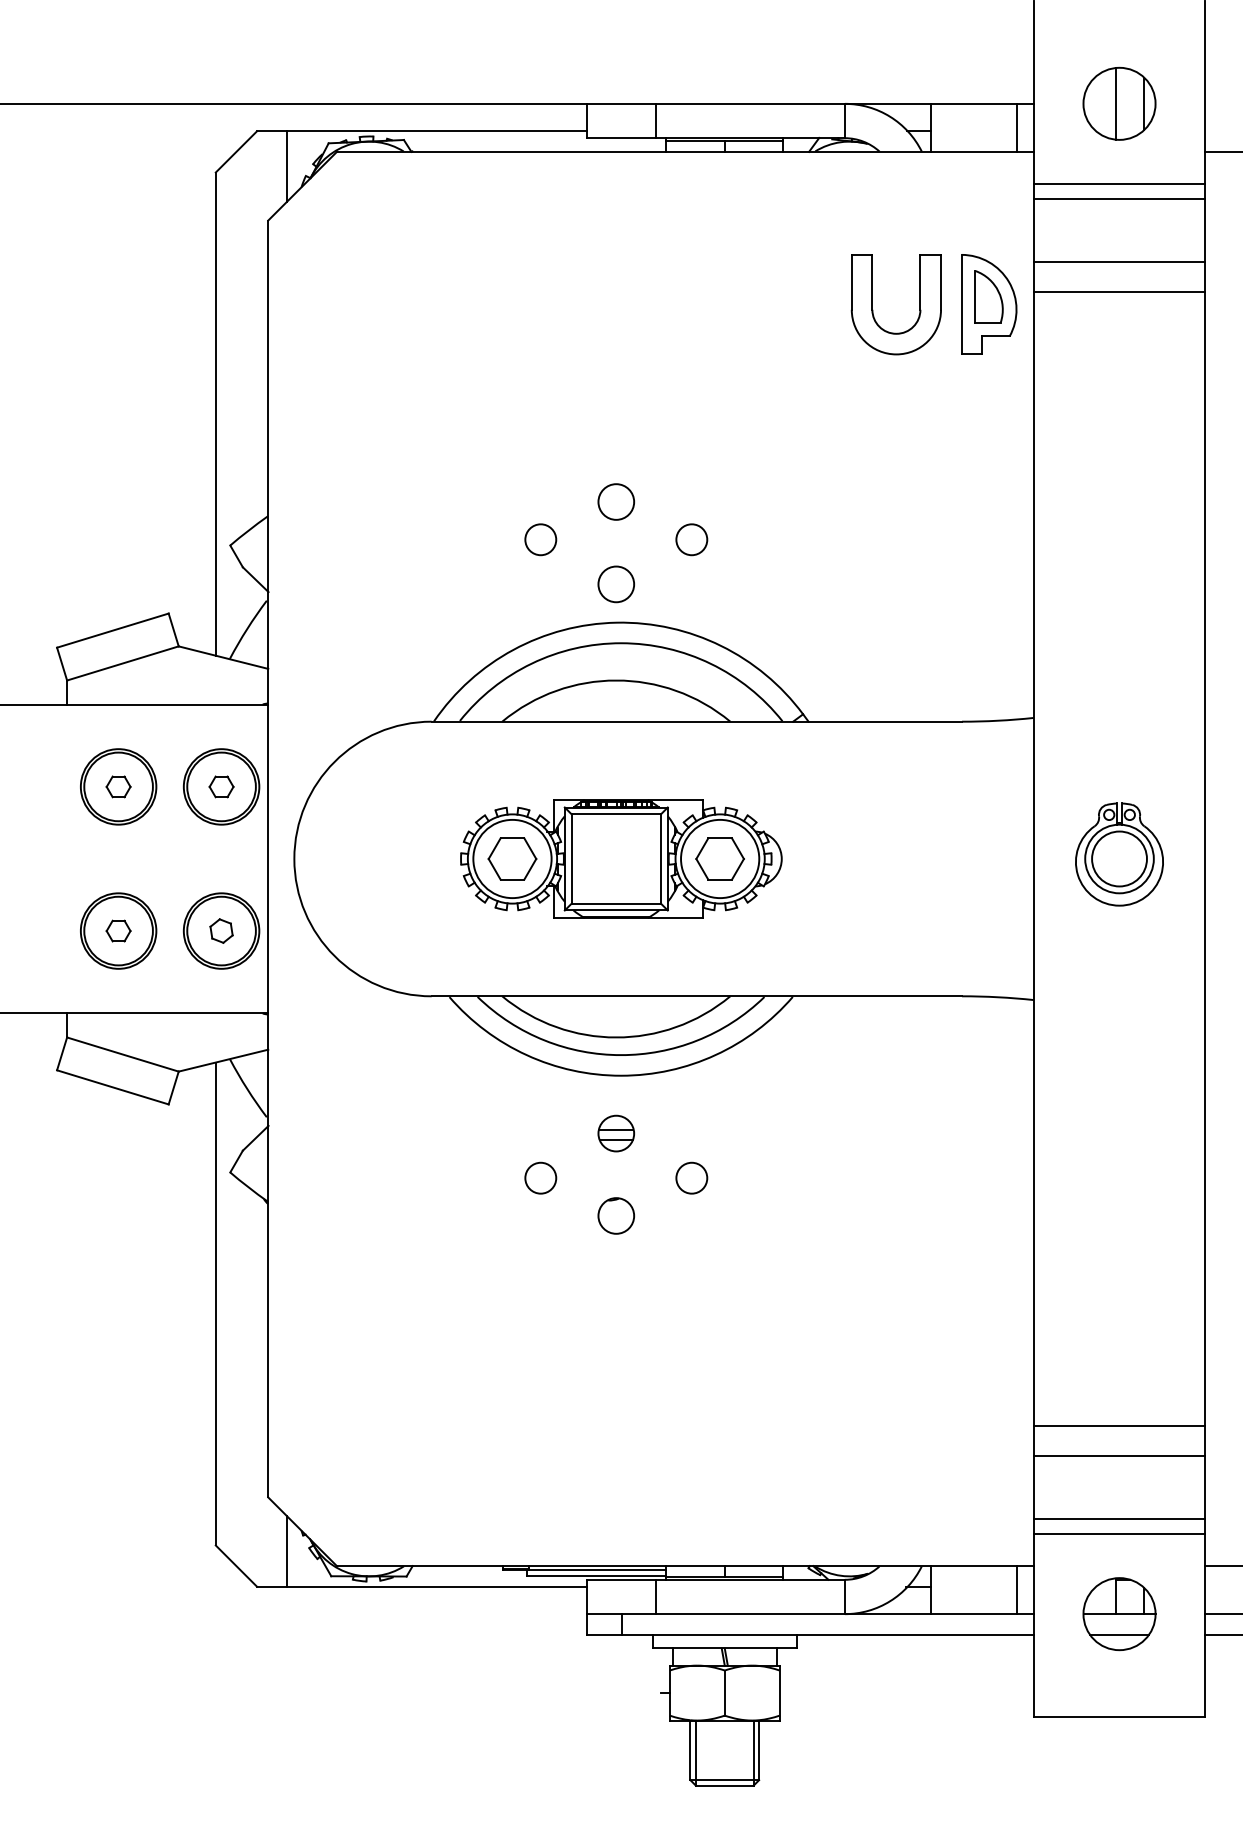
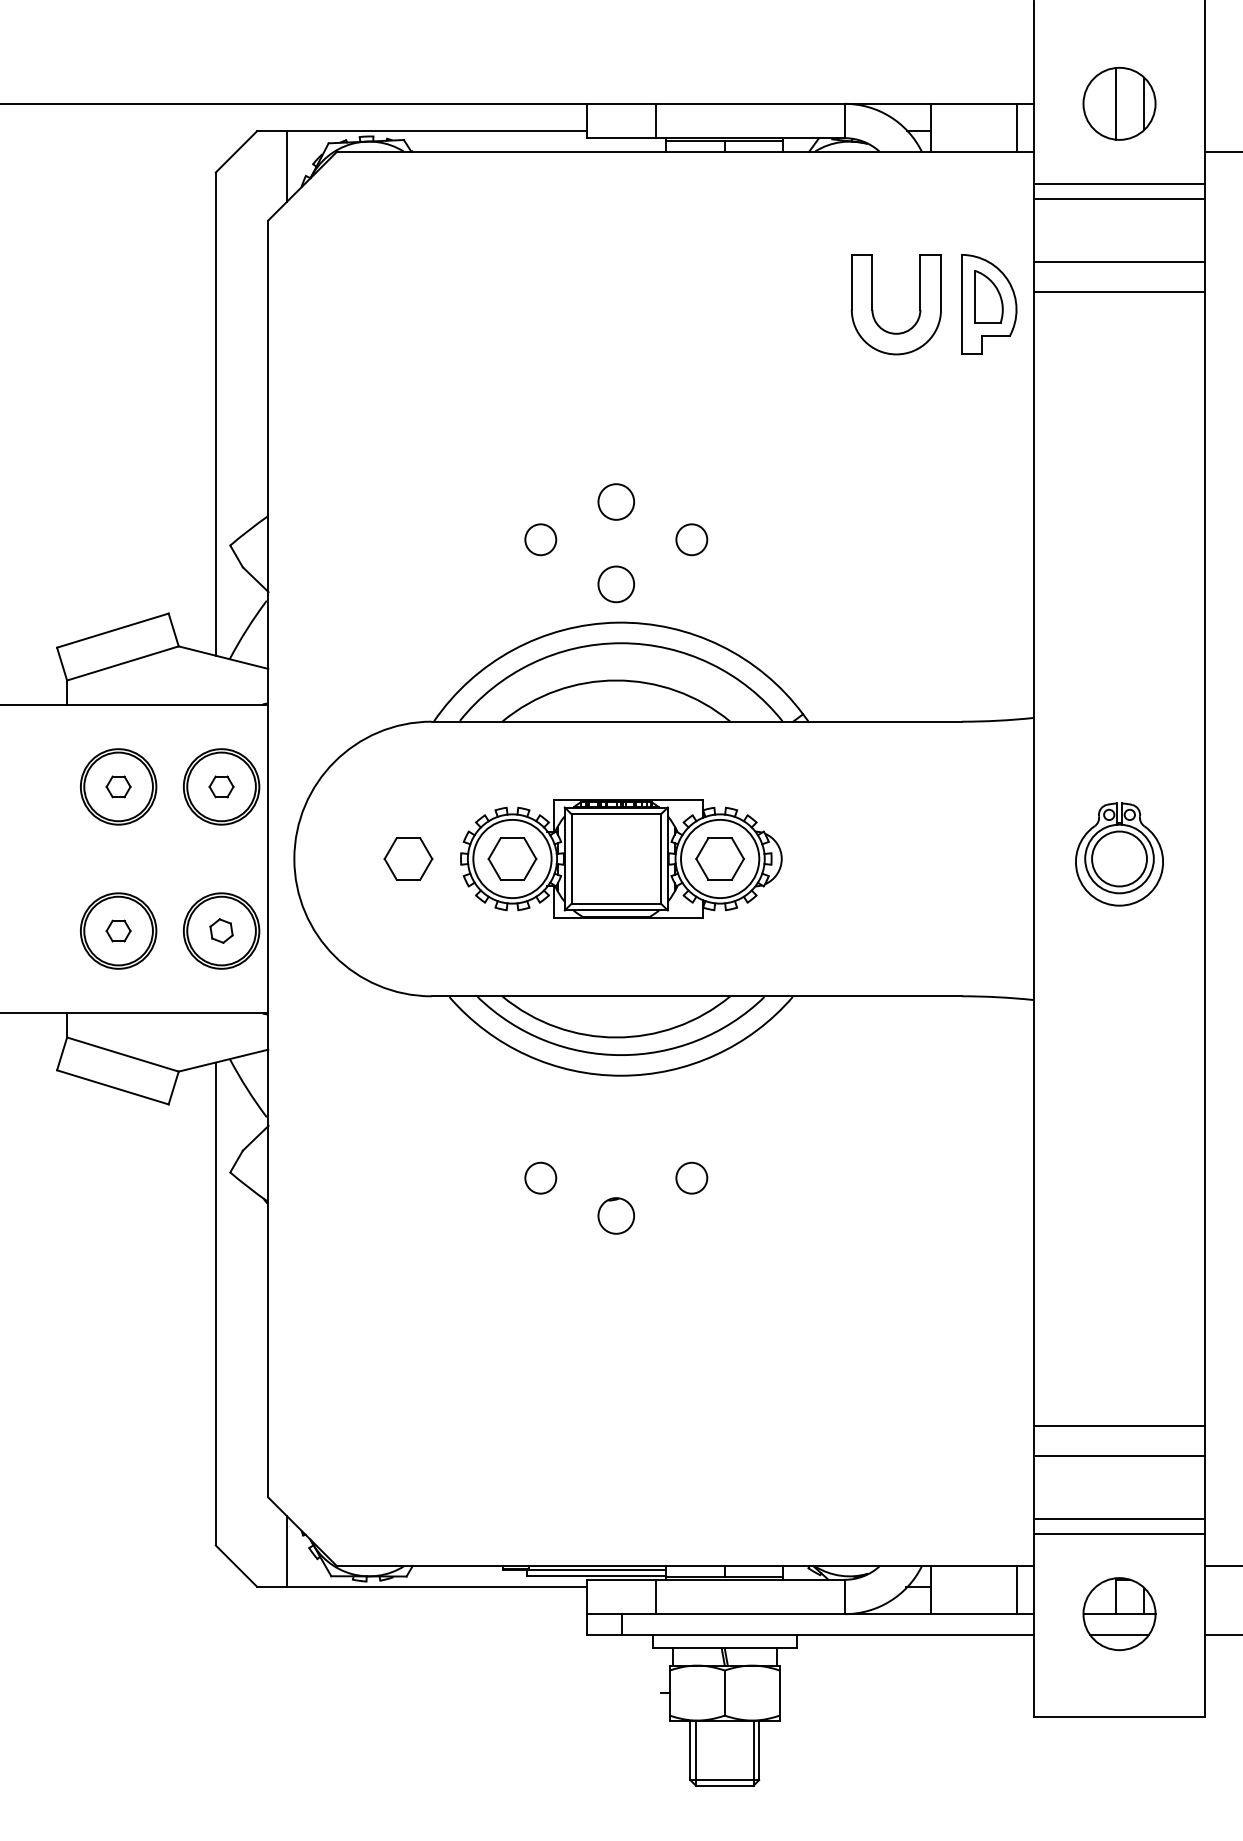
part: none -> present (408, 858)
part: present -> none (615, 1133)
line: present -> none (1222, 1614)
